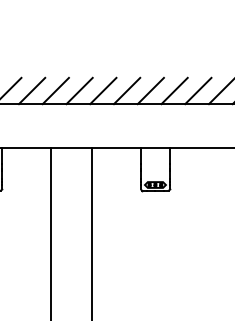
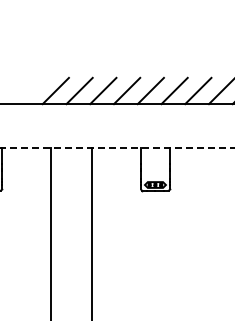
line: present -> none (11, 87)
line: present -> none (31, 90)
line: solid -> dashed (116, 148)
